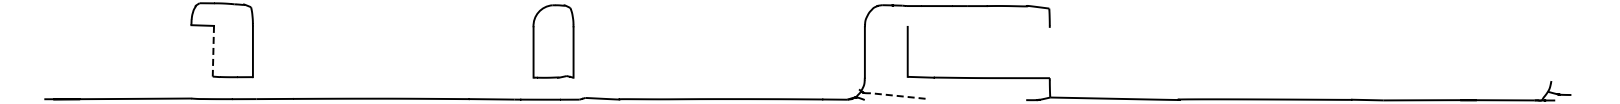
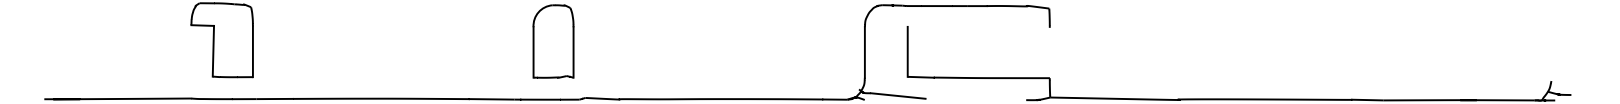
line: dashed -> solid (213, 51)
line: dashed -> solid (897, 95)
